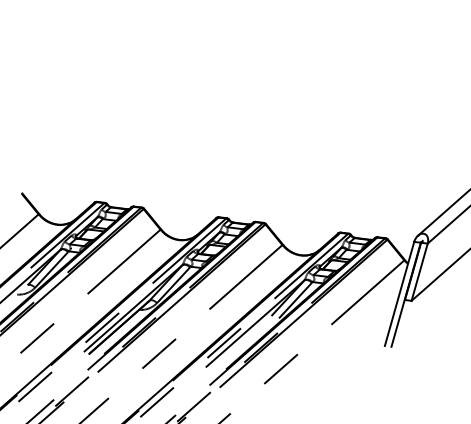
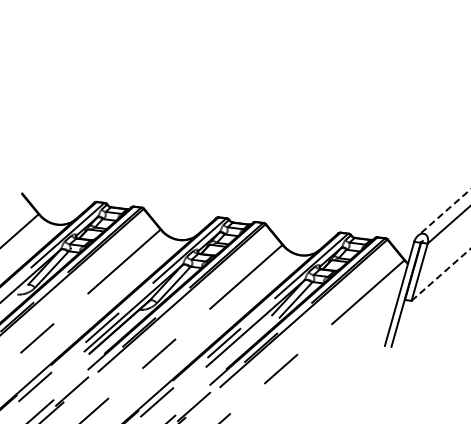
line: solid -> dashed (444, 212)
line: solid -> dashed (441, 274)
